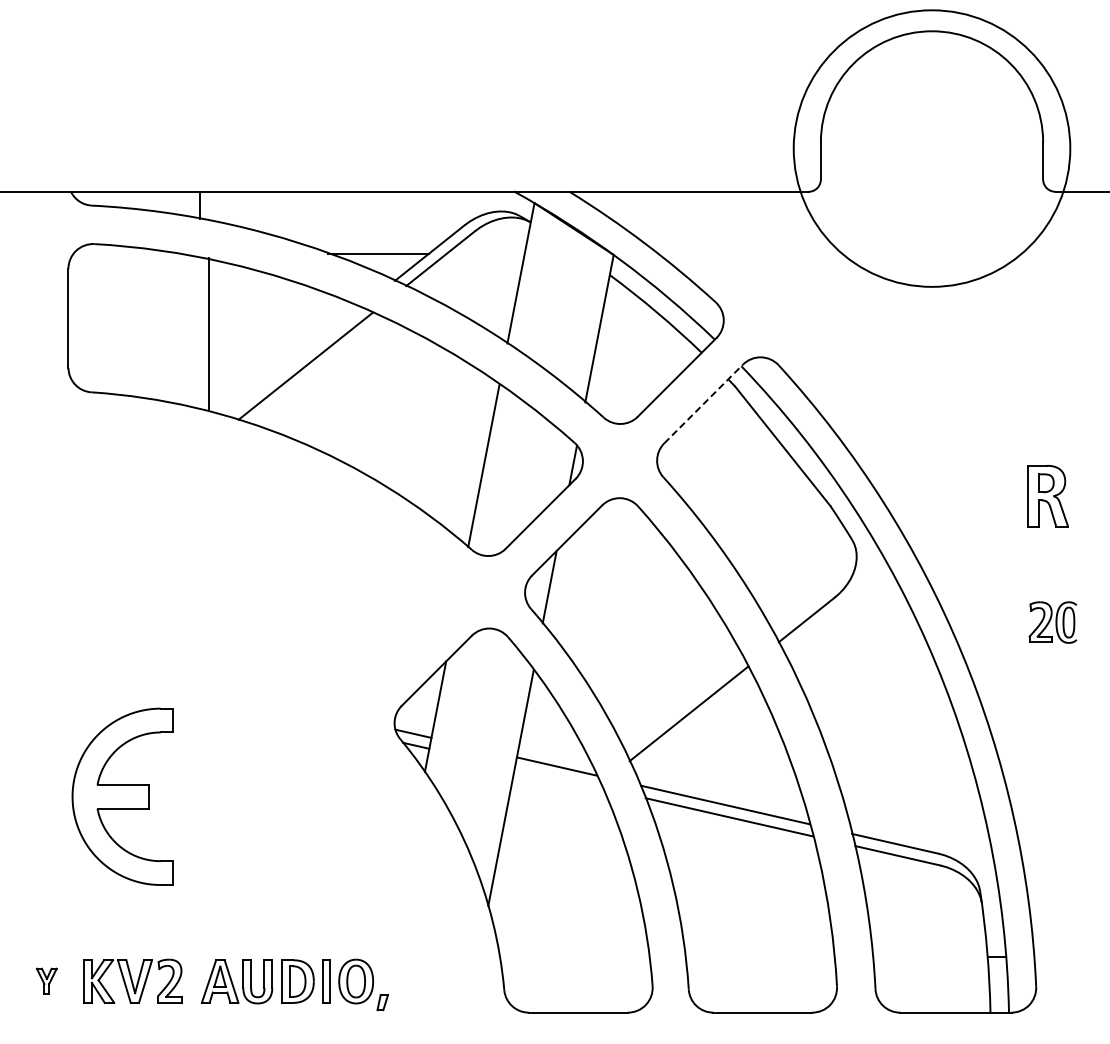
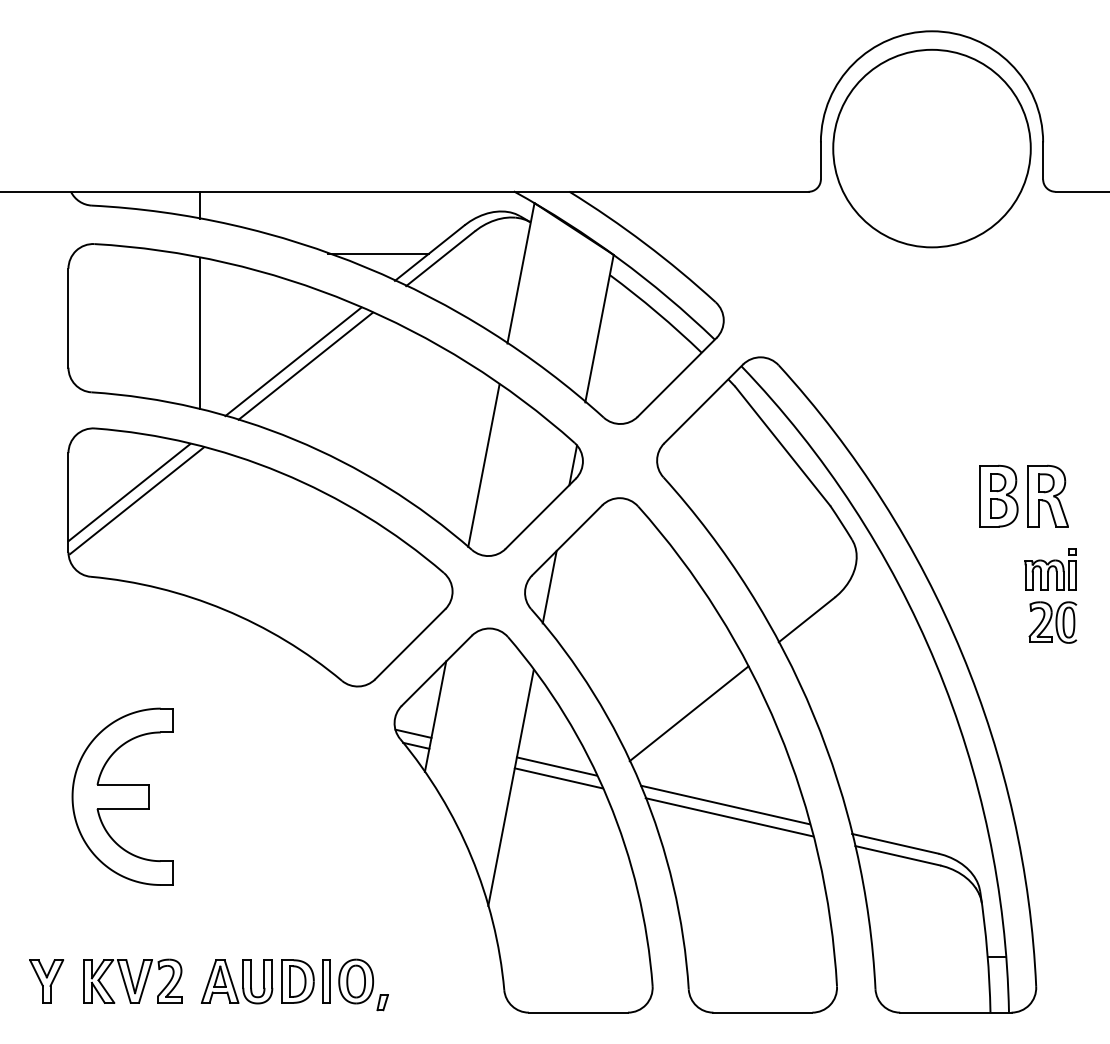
circle diameter: 277 px -> 198 px (931, 148)
line position: (208, 333) -> (199, 333) (199, 333)
line: none -> present (293, 361)
line: dashed -> solid (703, 403)
part: none -> present (998, 495)
part: none -> present (260, 557)
part: none -> present (1050, 569)
line: none -> present (558, 778)
part size: 23x28 px -> 36x45 px (46, 981)
